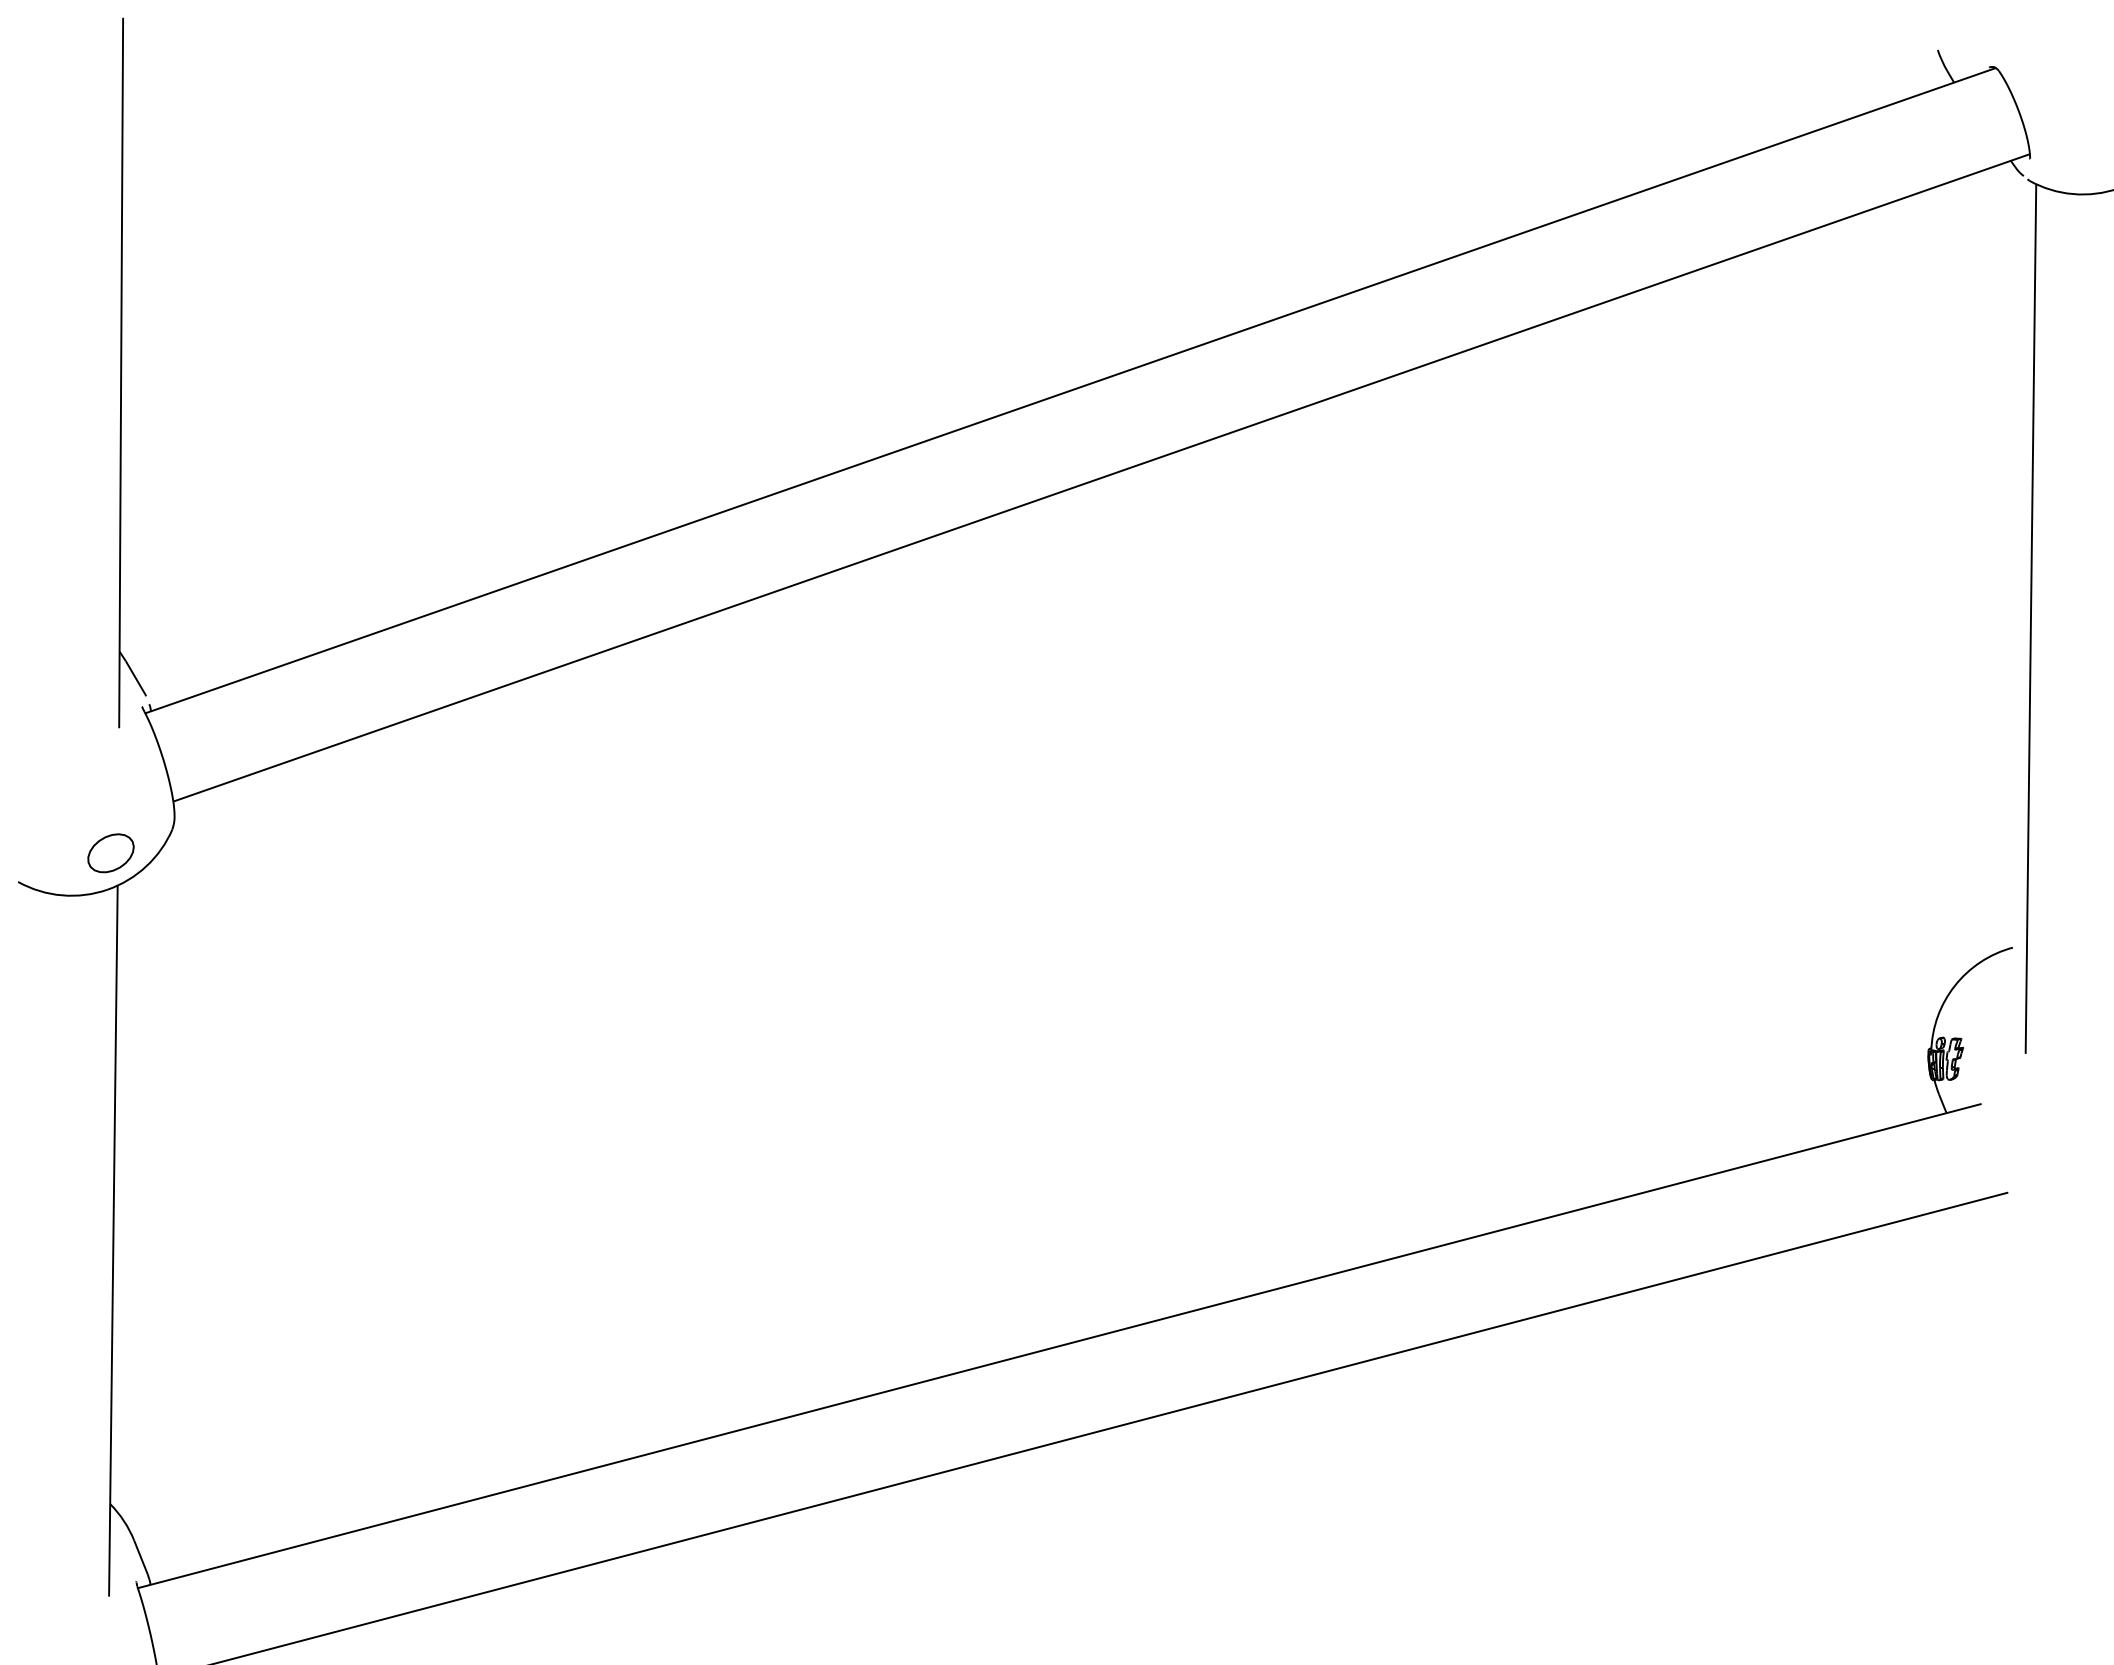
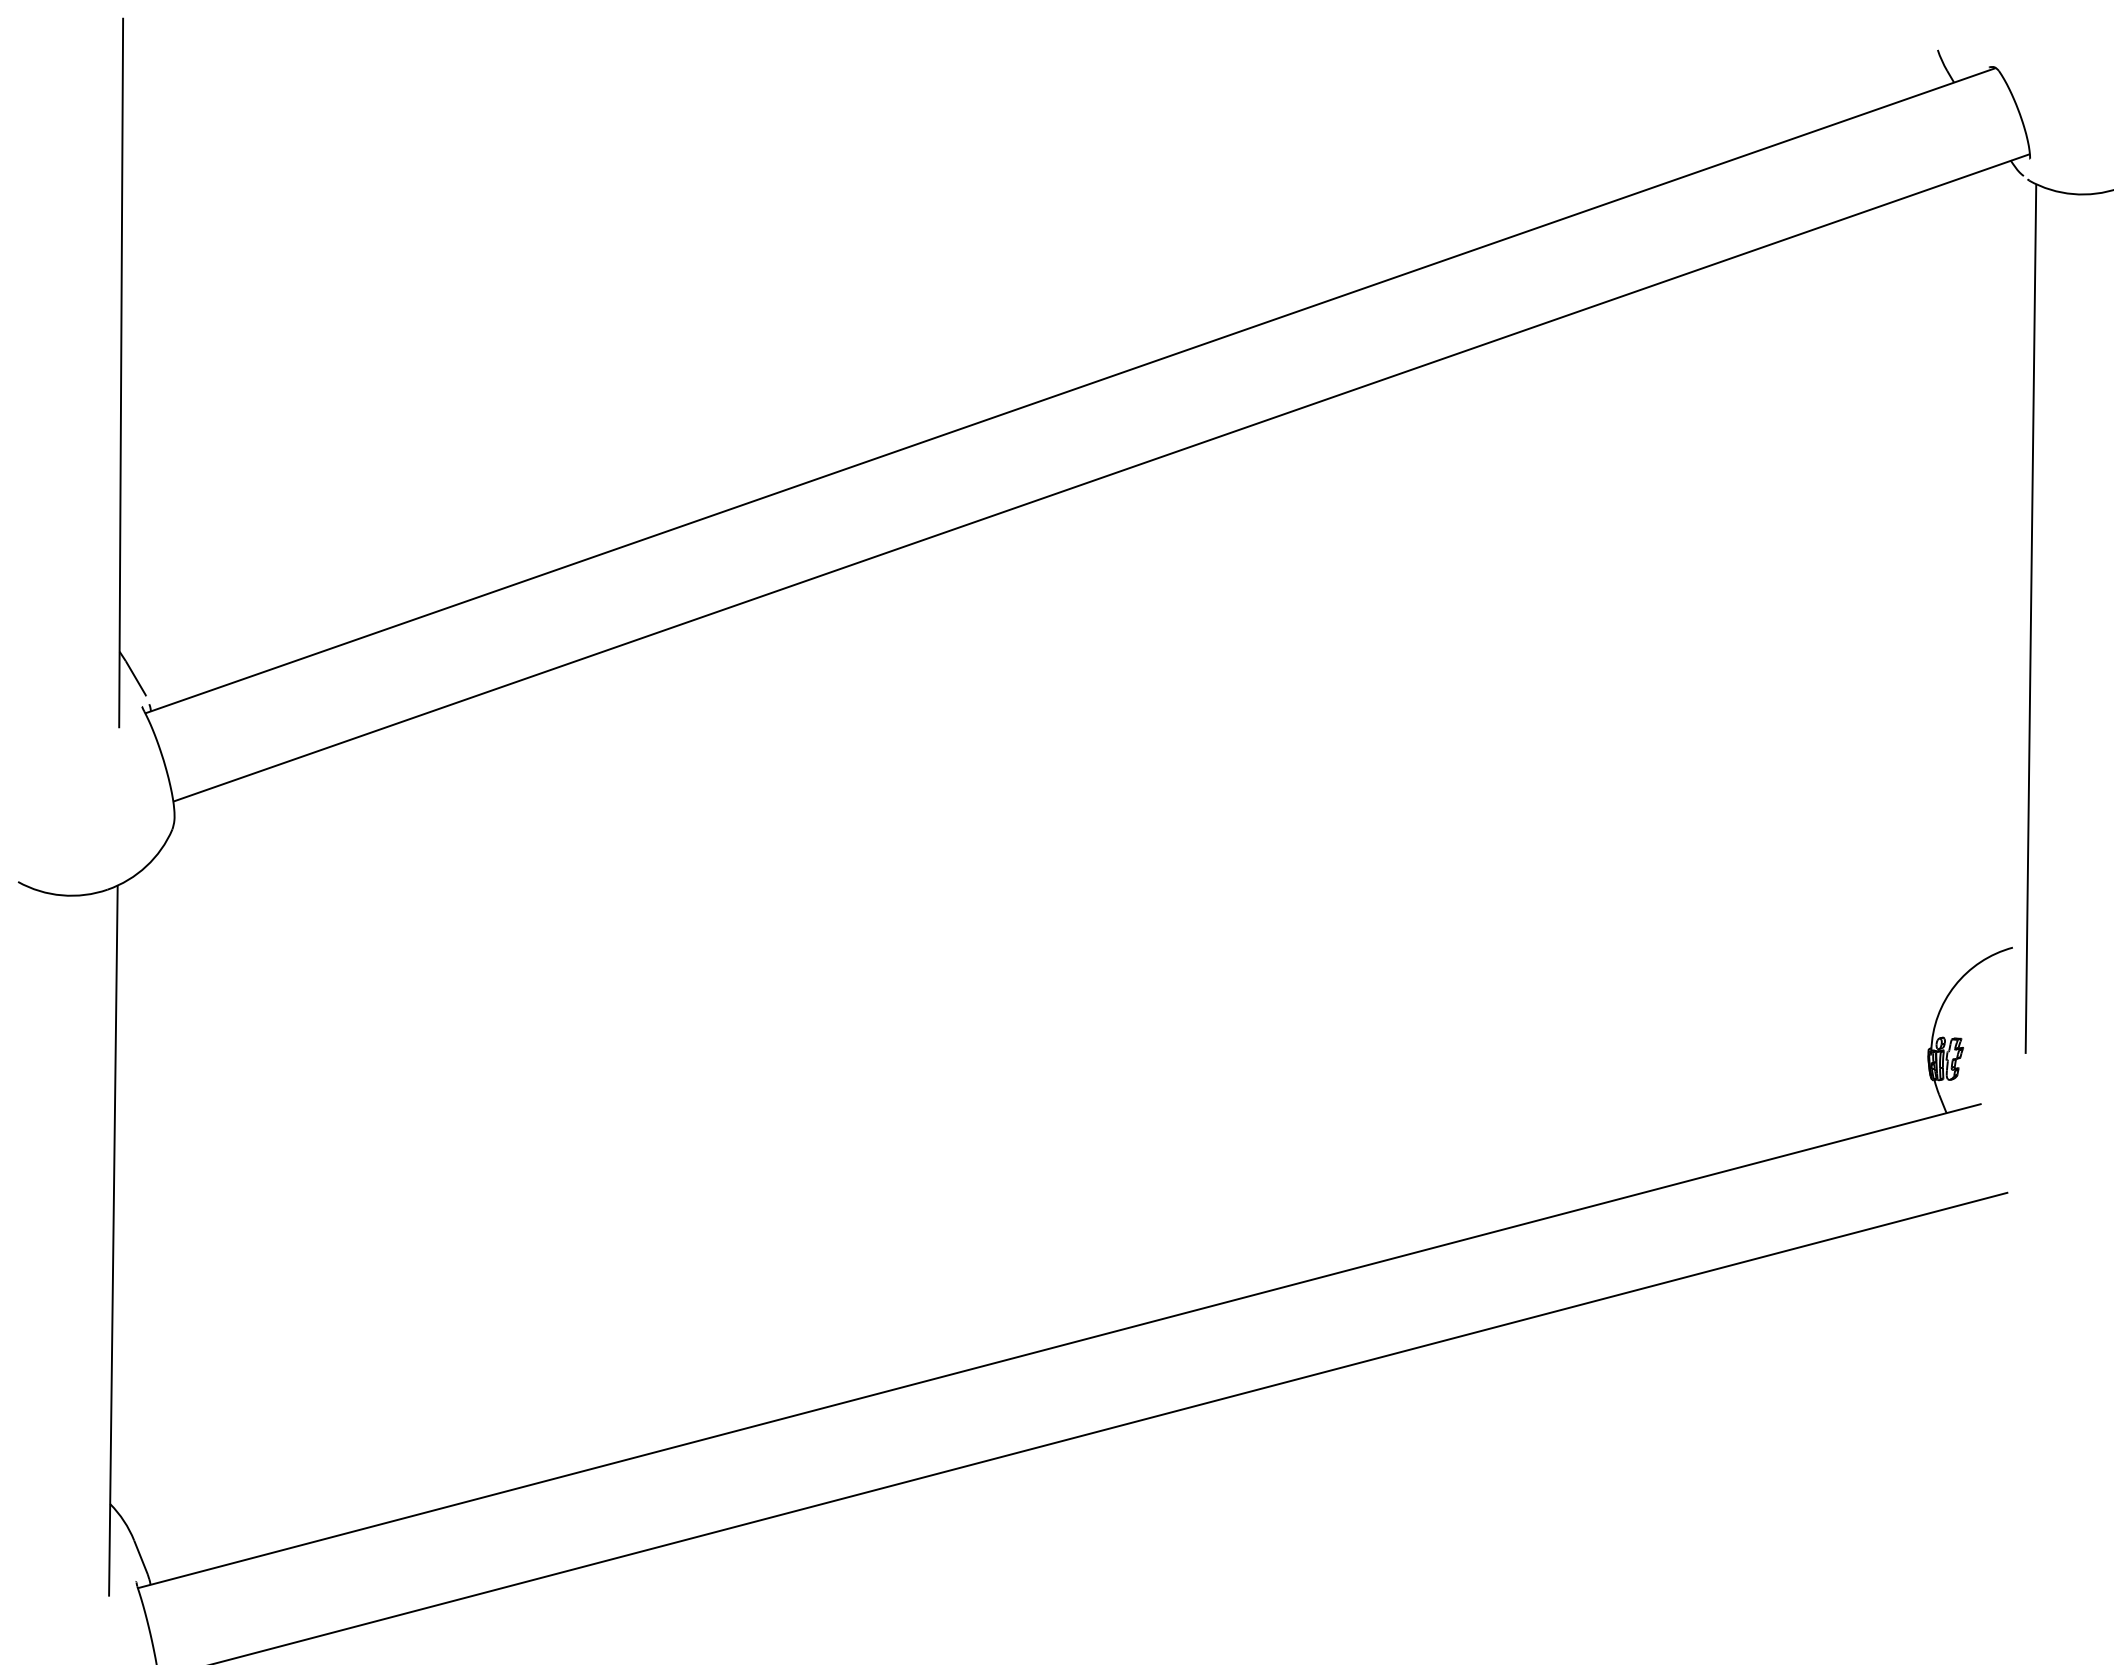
part: present -> none (110, 853)
